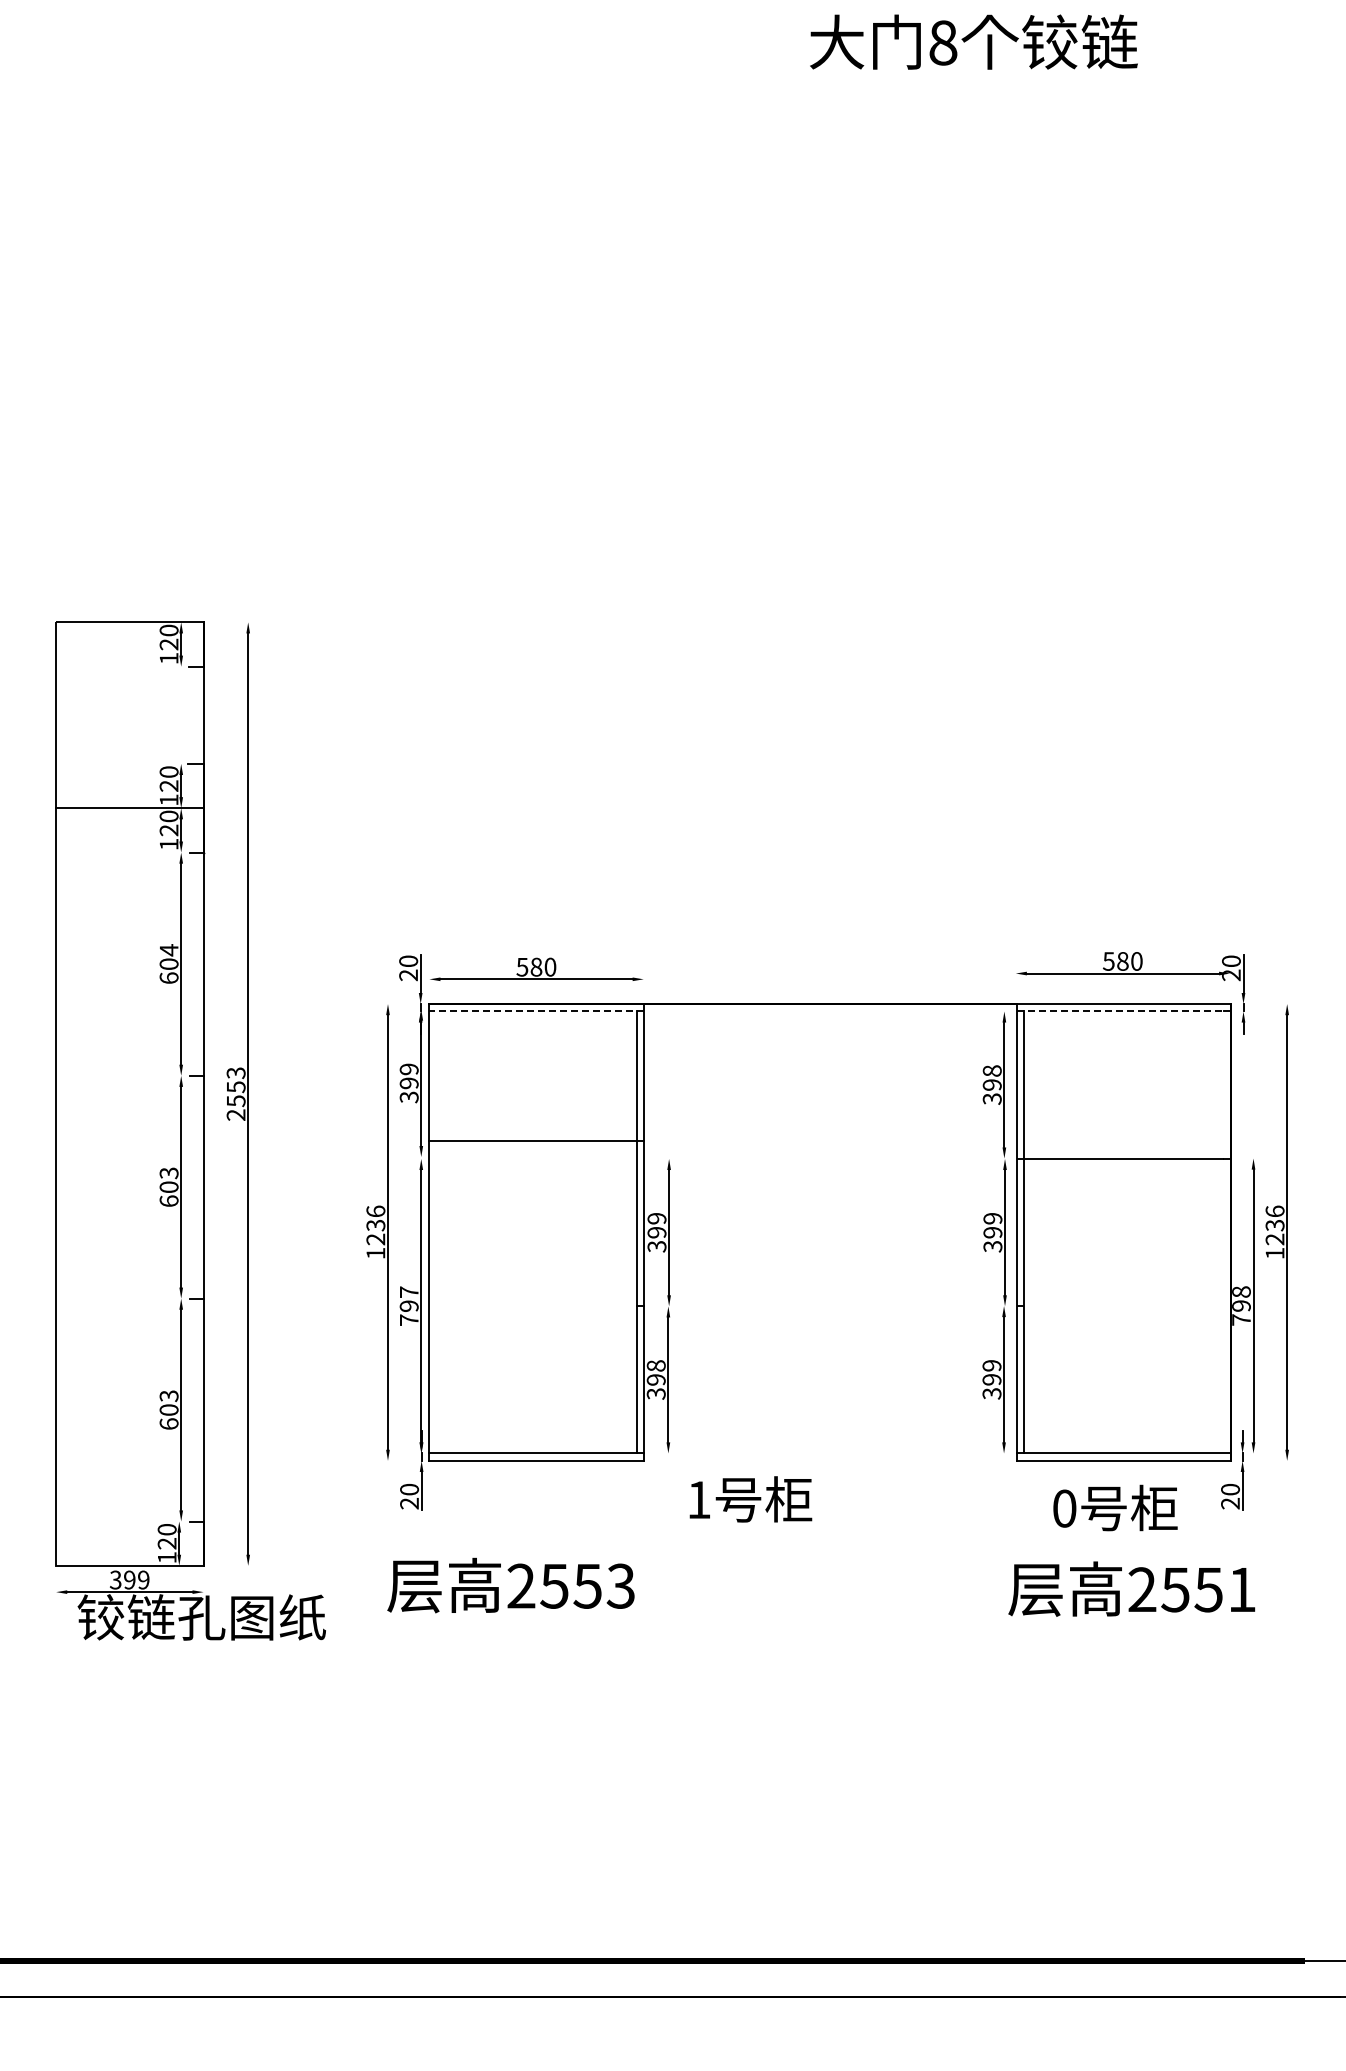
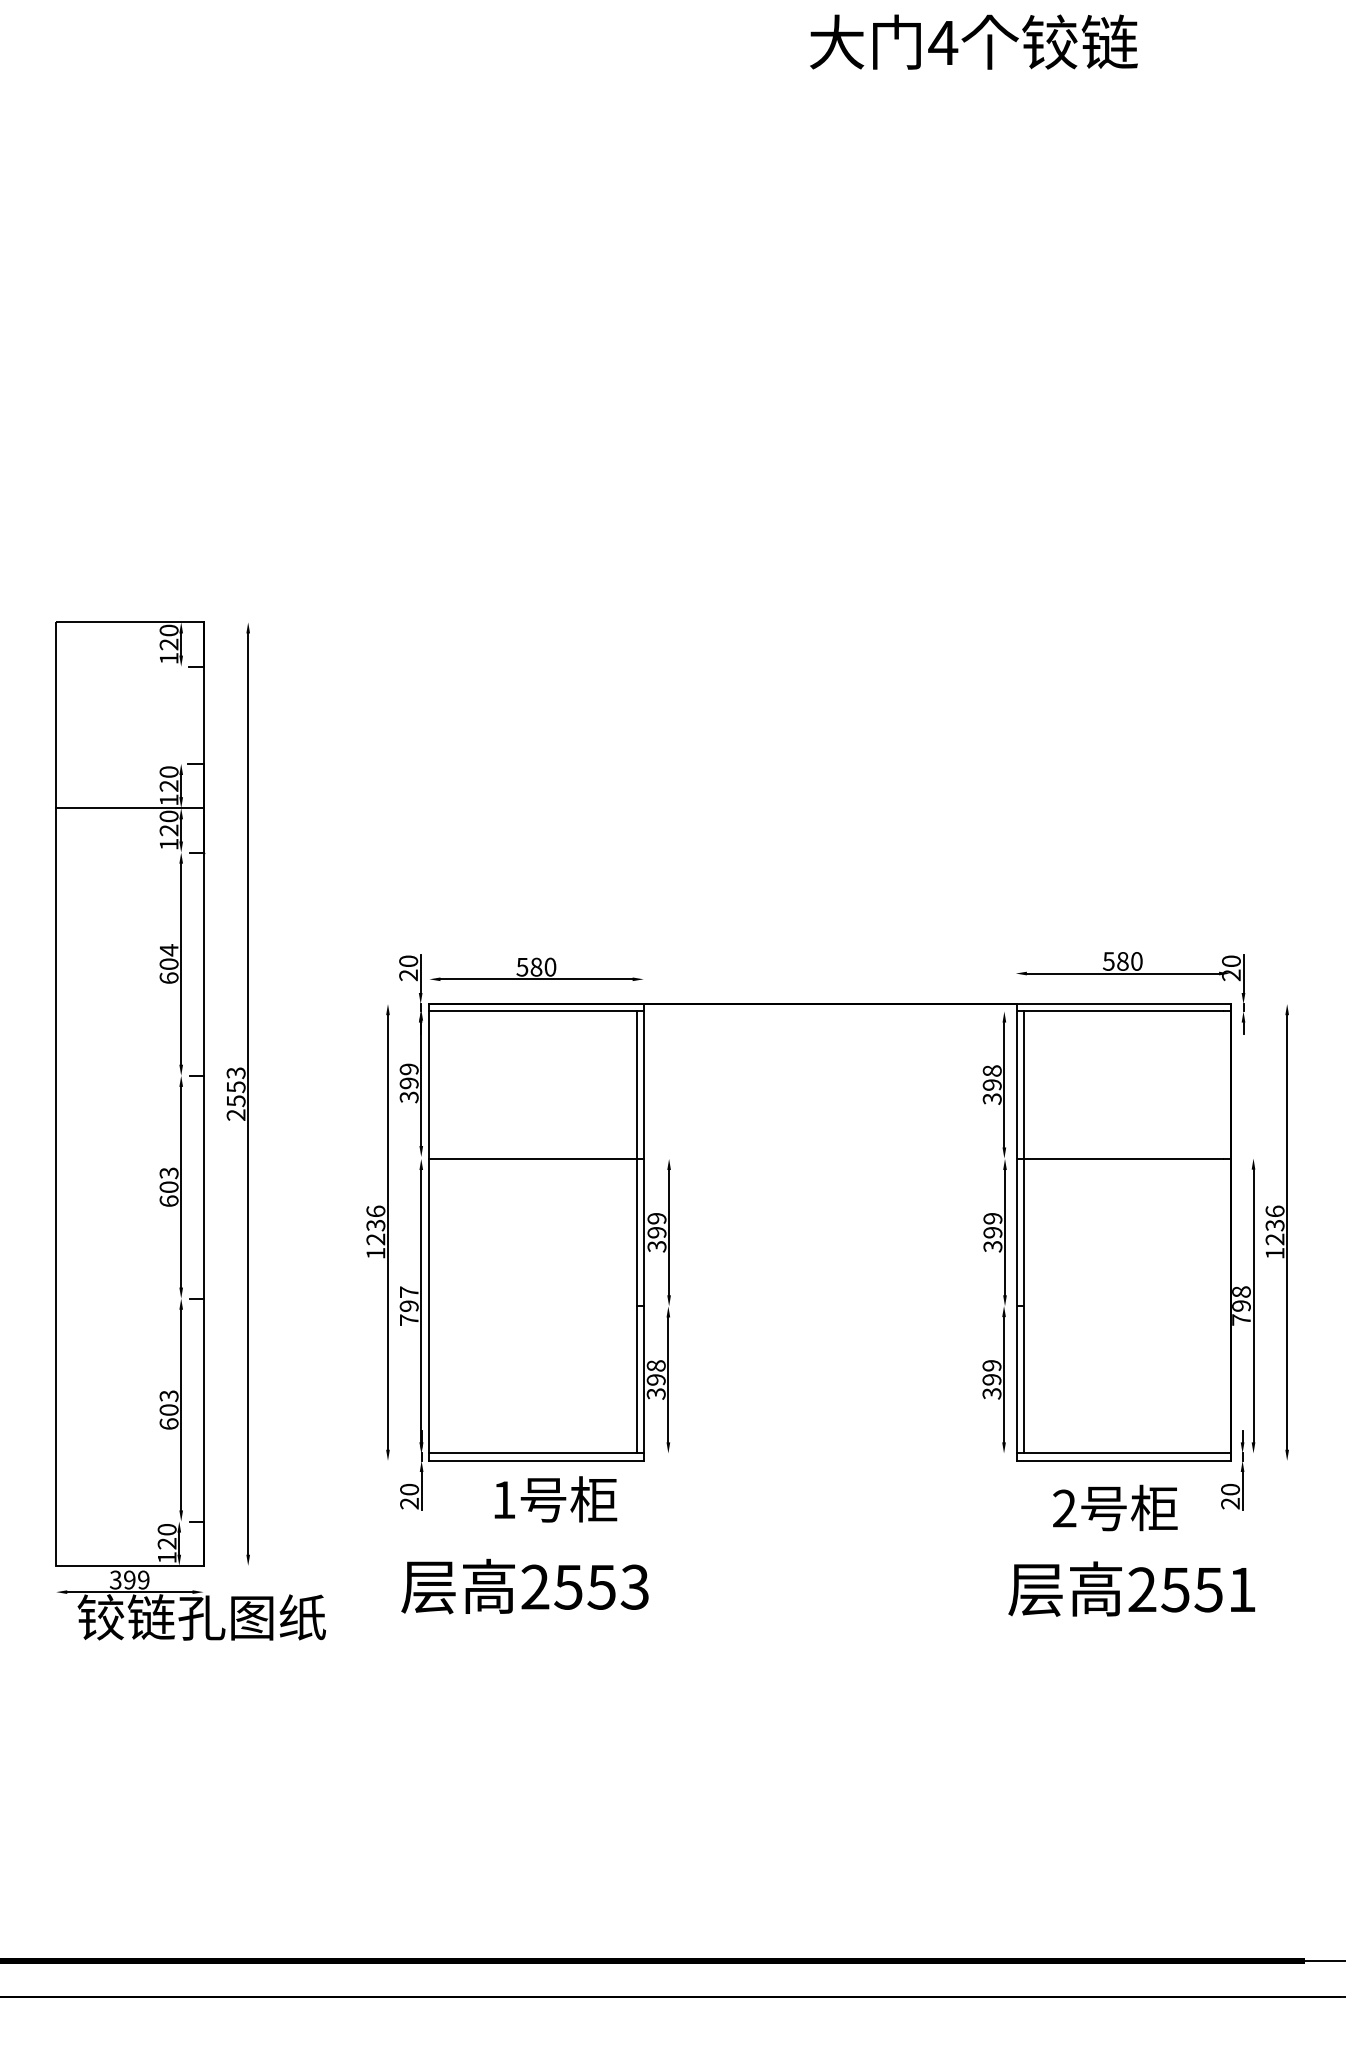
text: 8 -> 4 (943, 42)
line: dashed -> solid (536, 1011)
line: dashed -> solid (1120, 1011)
line position: (536, 1140) -> (536, 1158) (536, 1158)
text position: (750, 1499) -> (555, 1499) (555, 1499)
text: 0 -> 2 (1064, 1508)
text position: (510, 1585) -> (524, 1586) (524, 1586)
